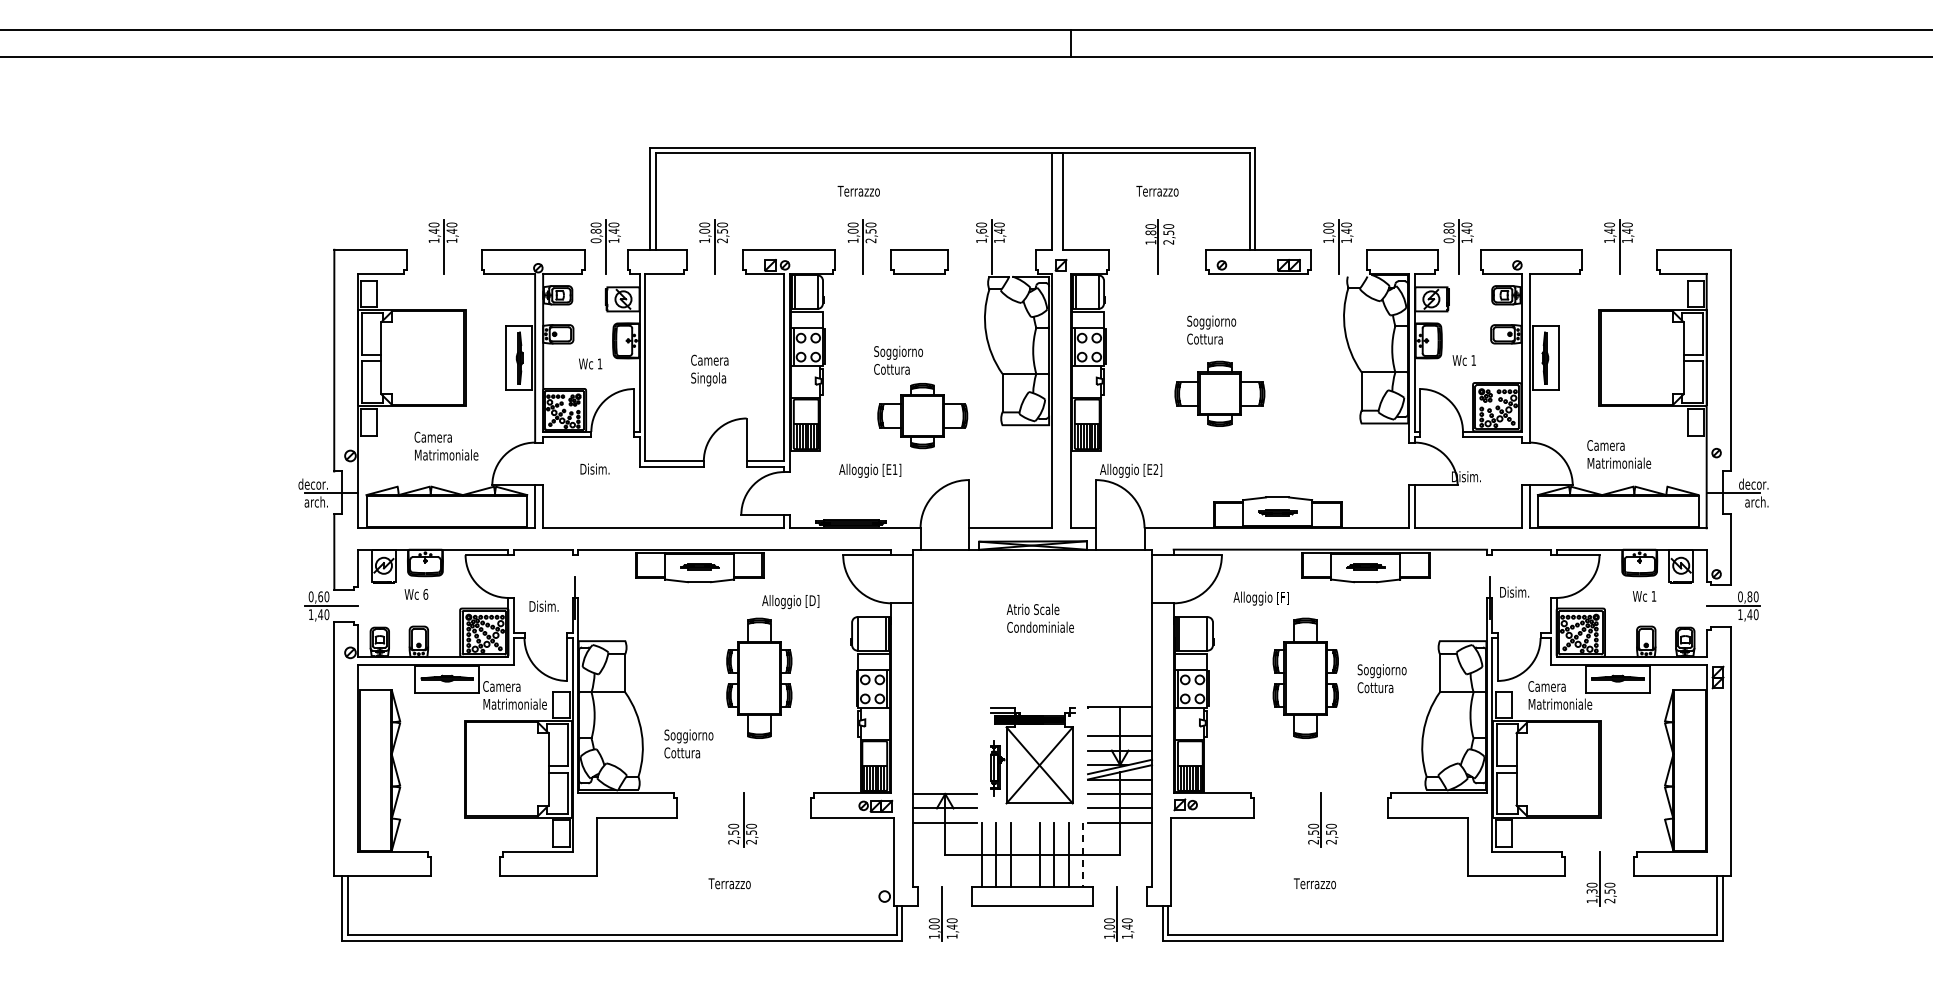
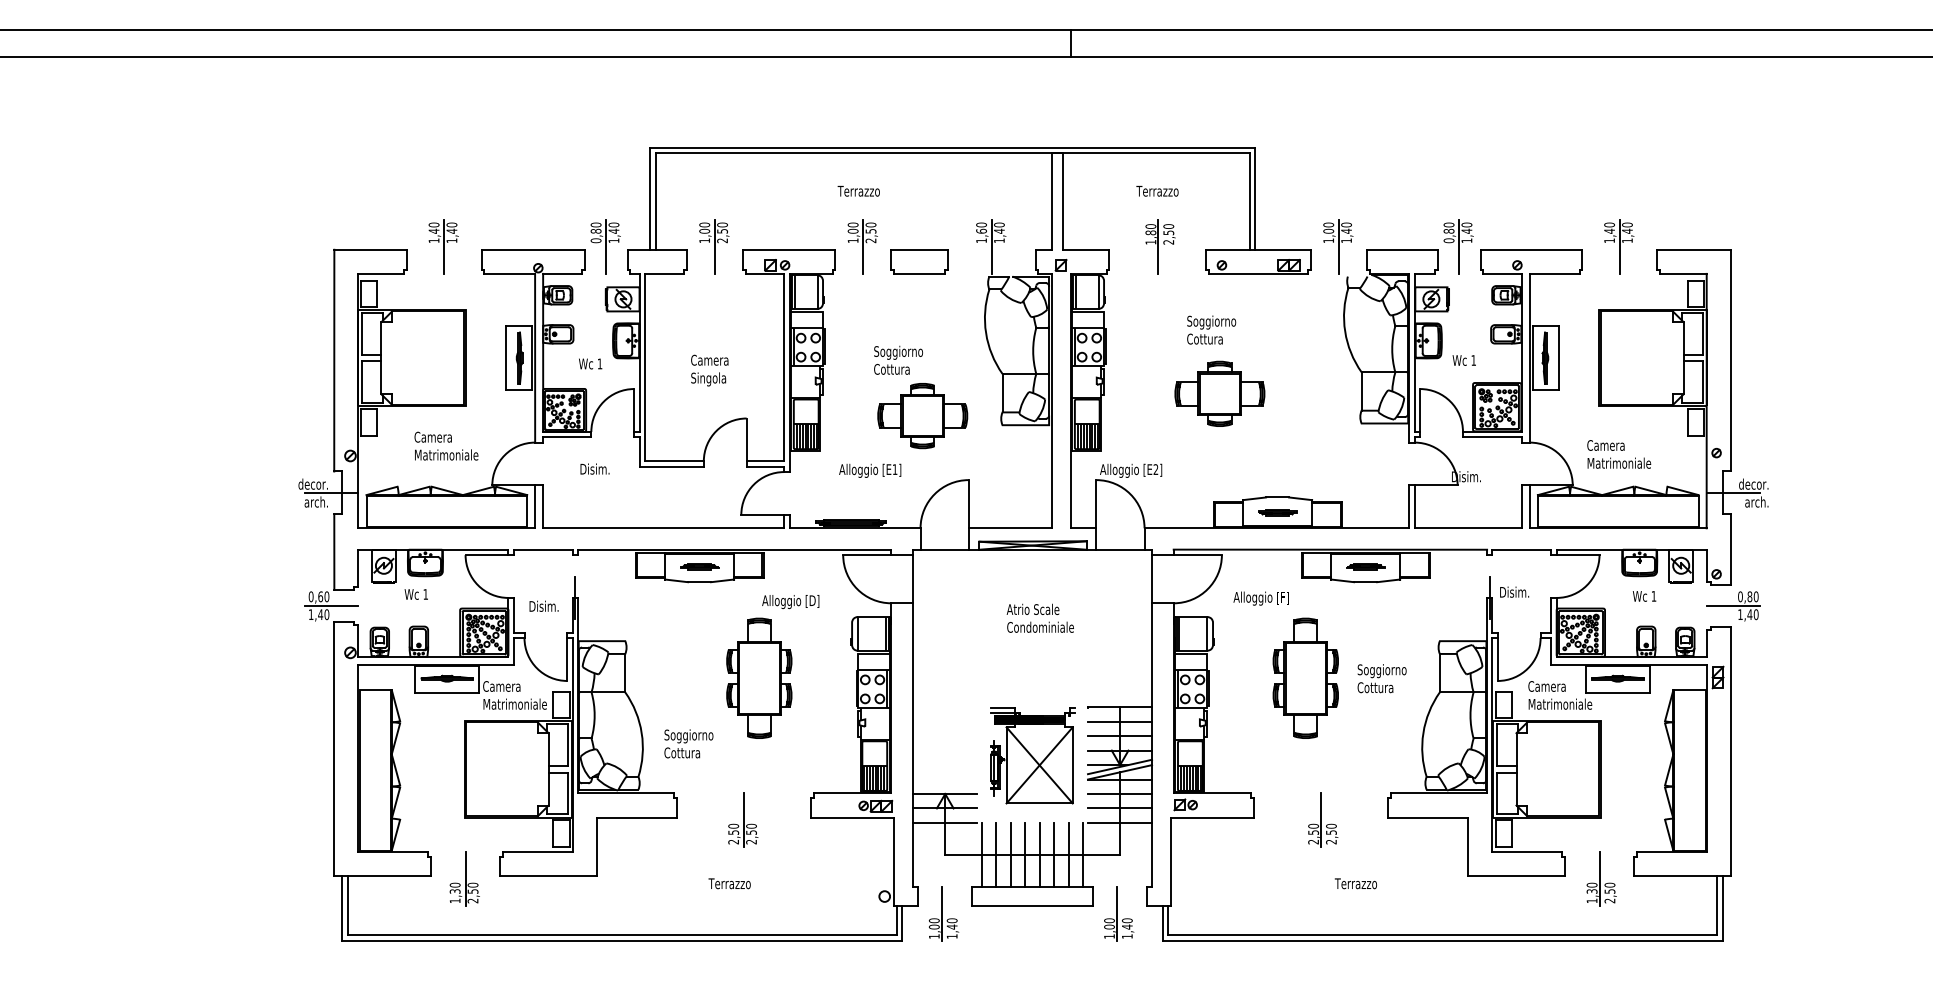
text: 6 -> 1 (425, 594)
line: none -> present (1119, 721)
line: none -> present (1025, 854)
line: dashed -> solid (1083, 855)
part: none -> present (464, 878)
text position: (1314, 883) -> (1355, 883) (1355, 883)
